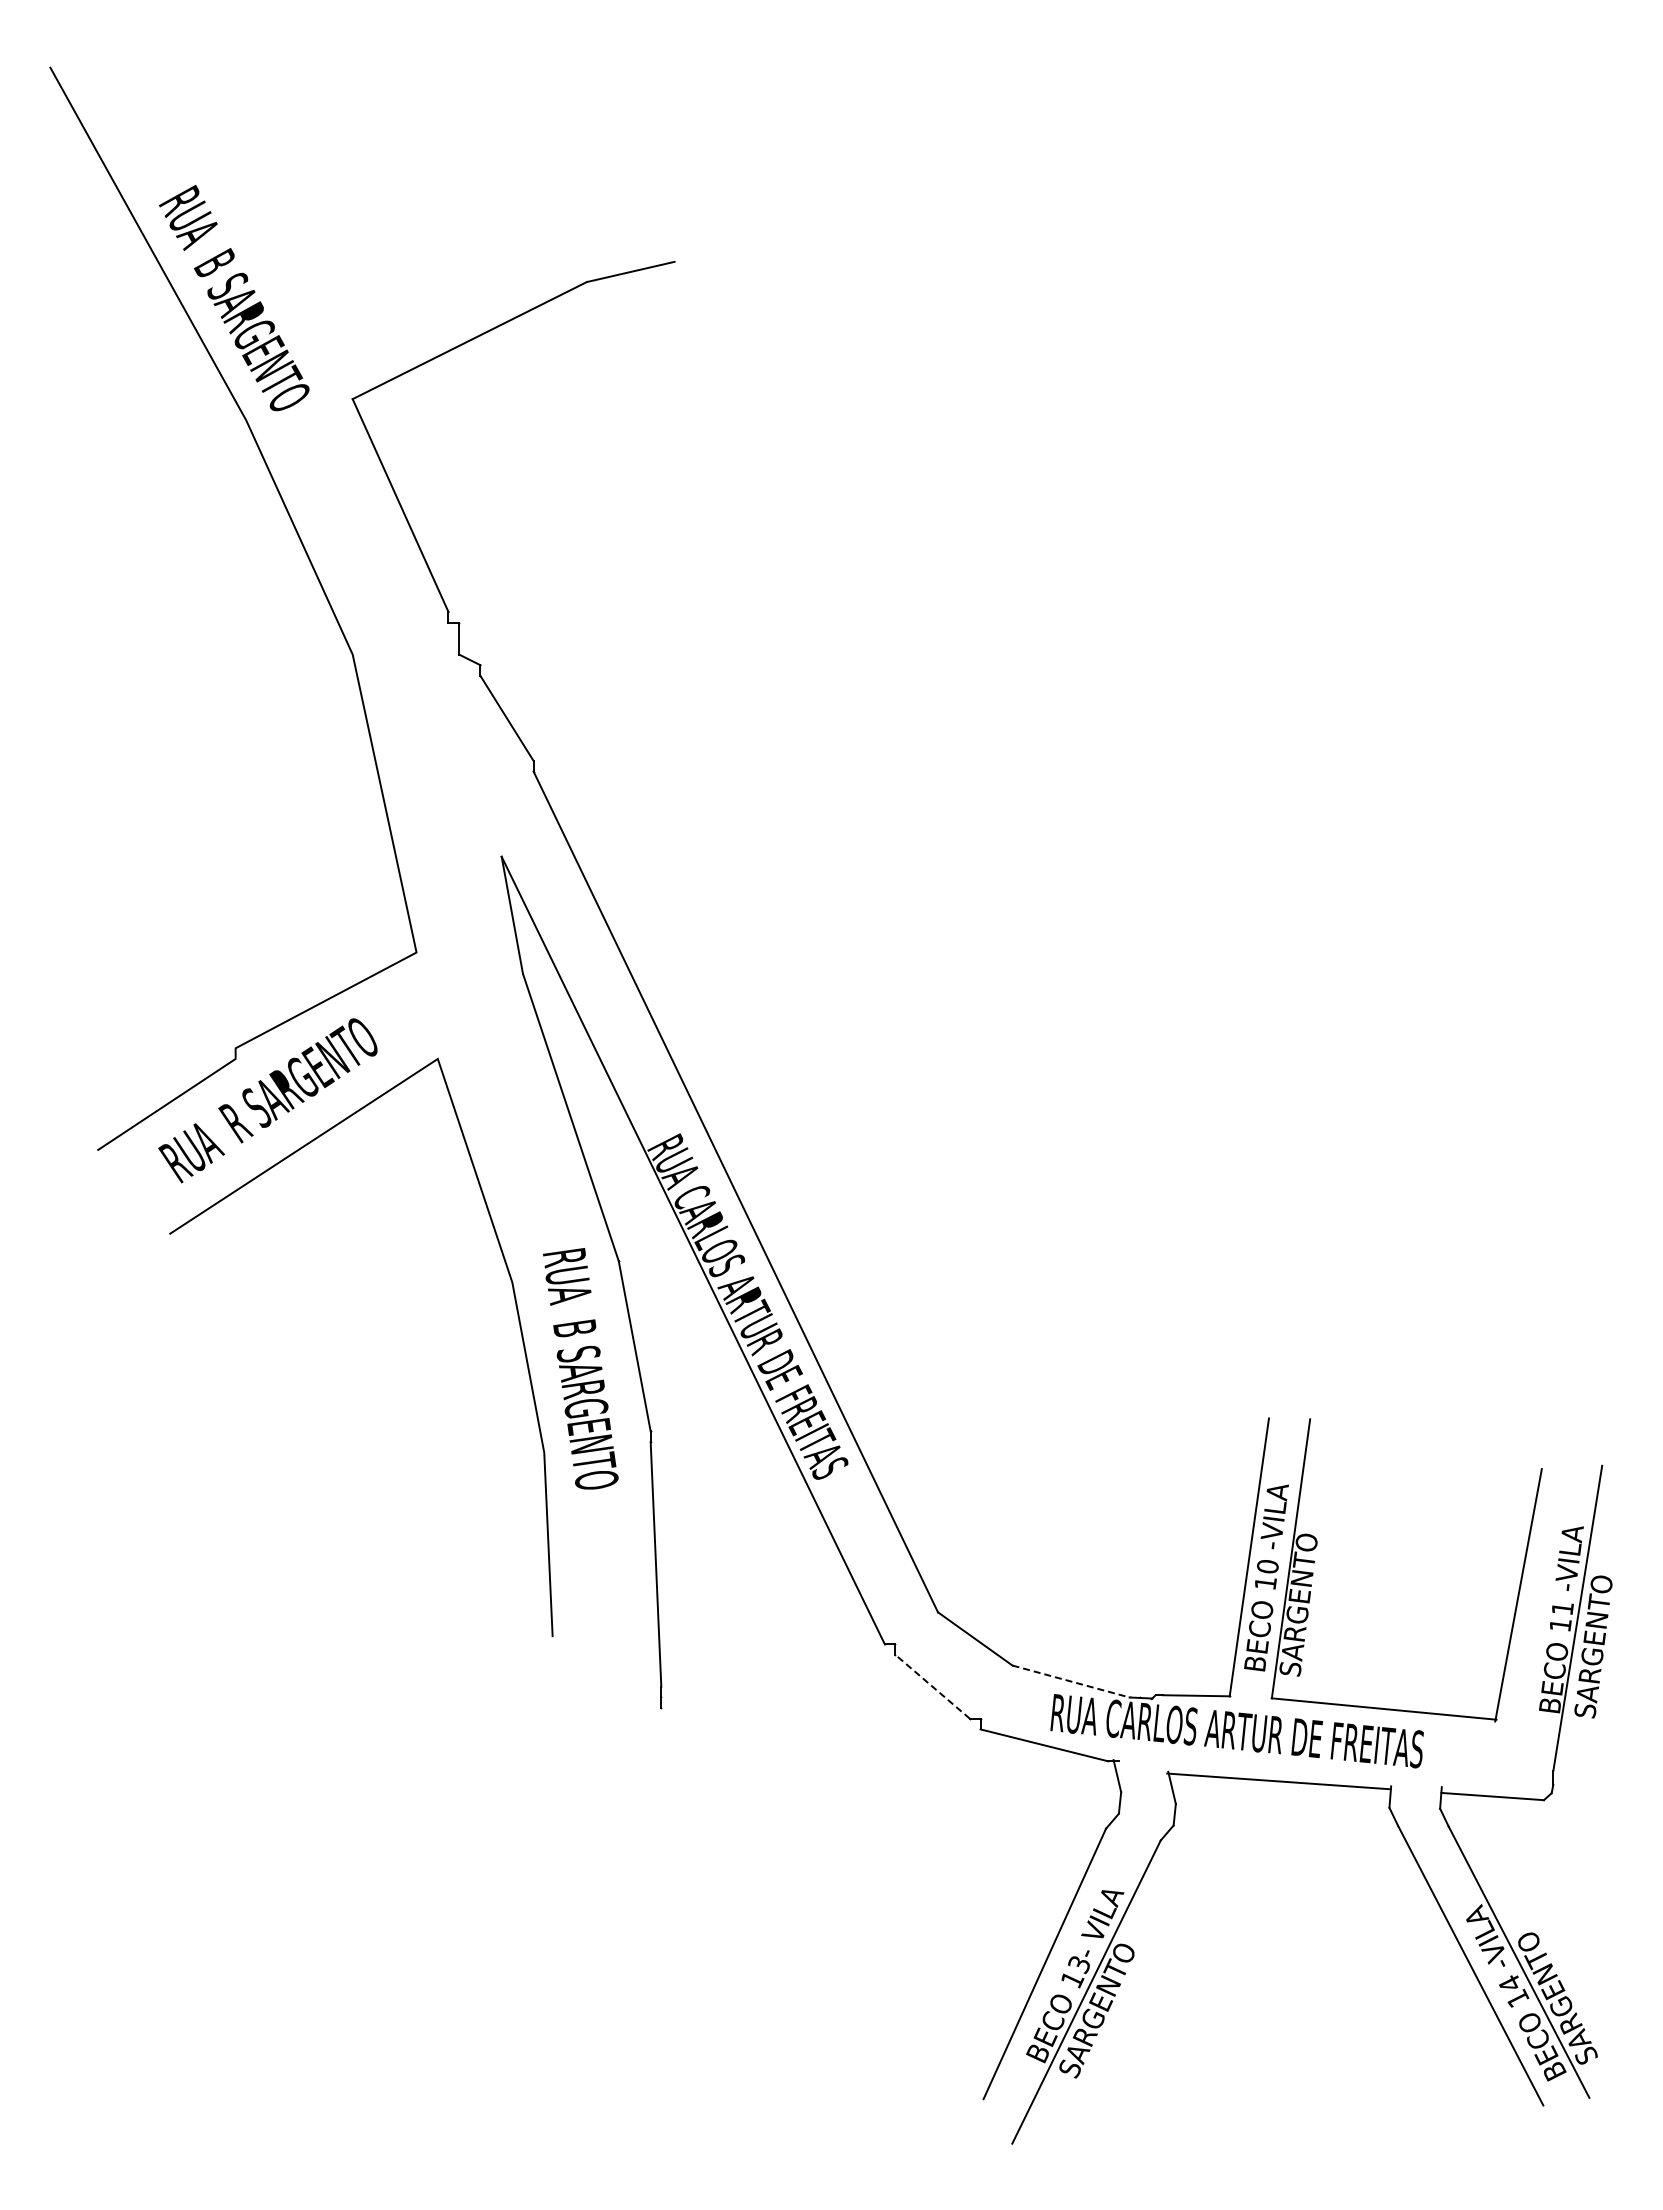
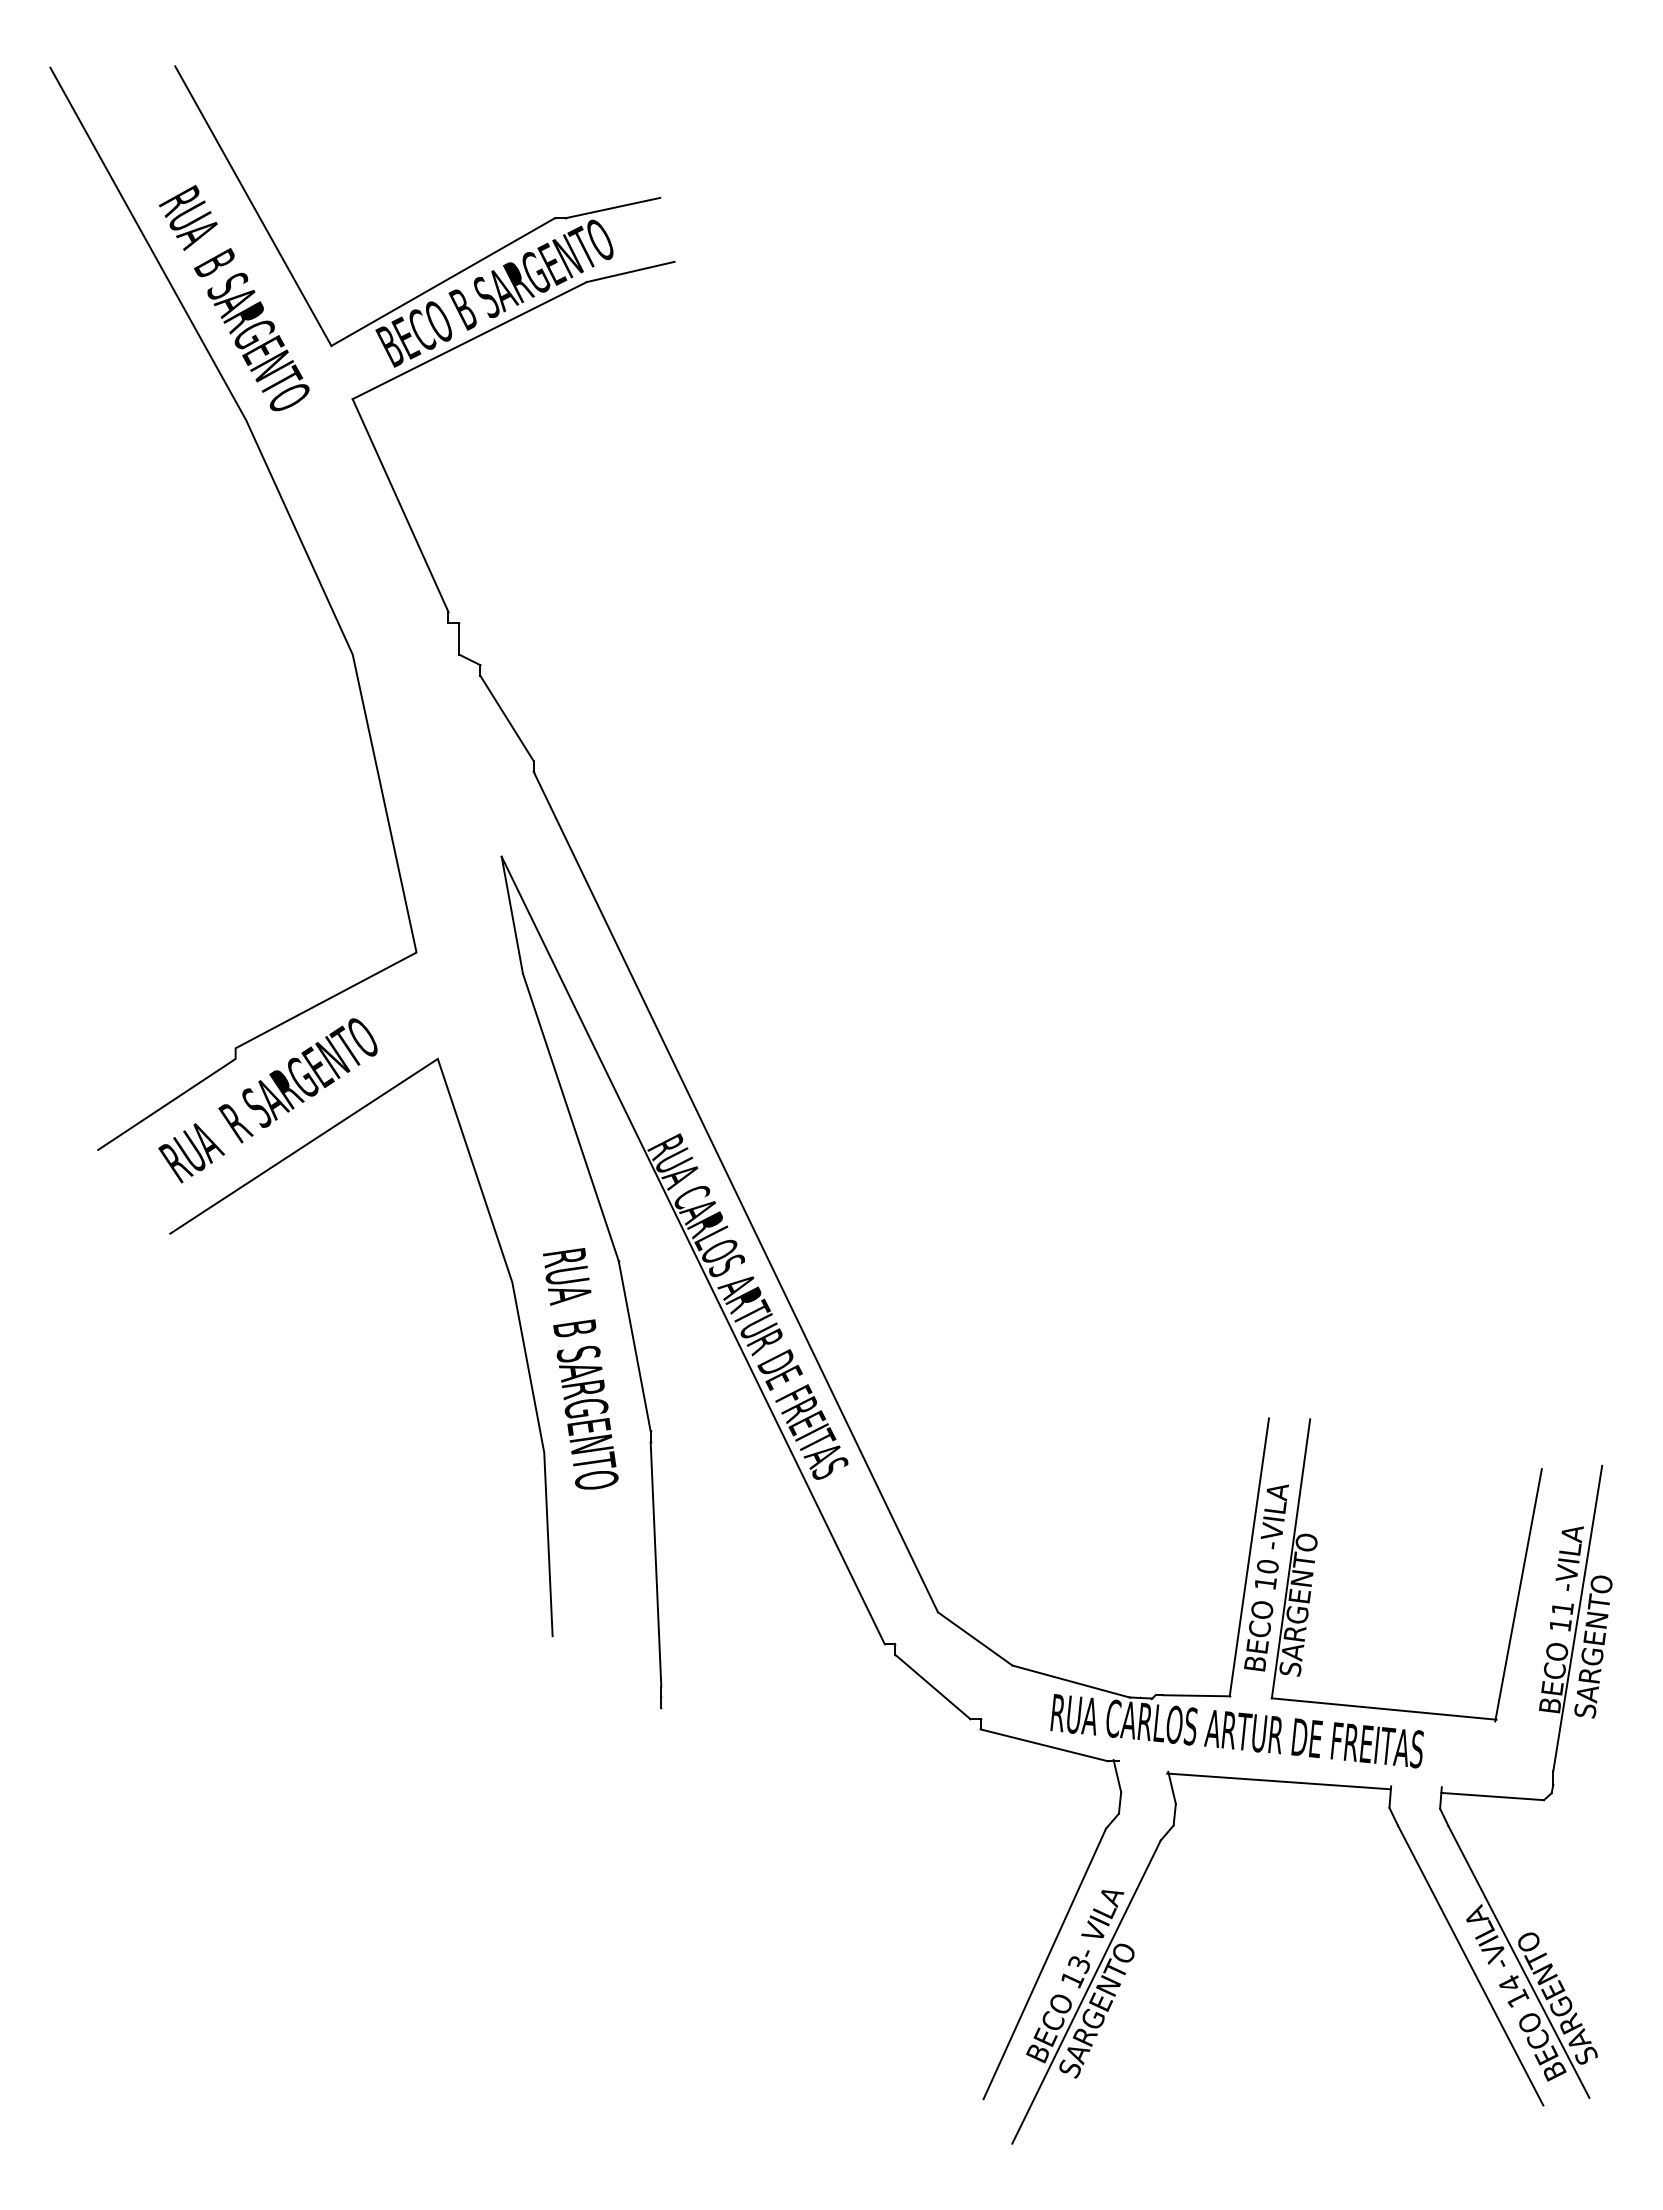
part: none -> present (450, 276)
line: dashed -> solid (1071, 1681)
line: dashed -> solid (932, 1686)
